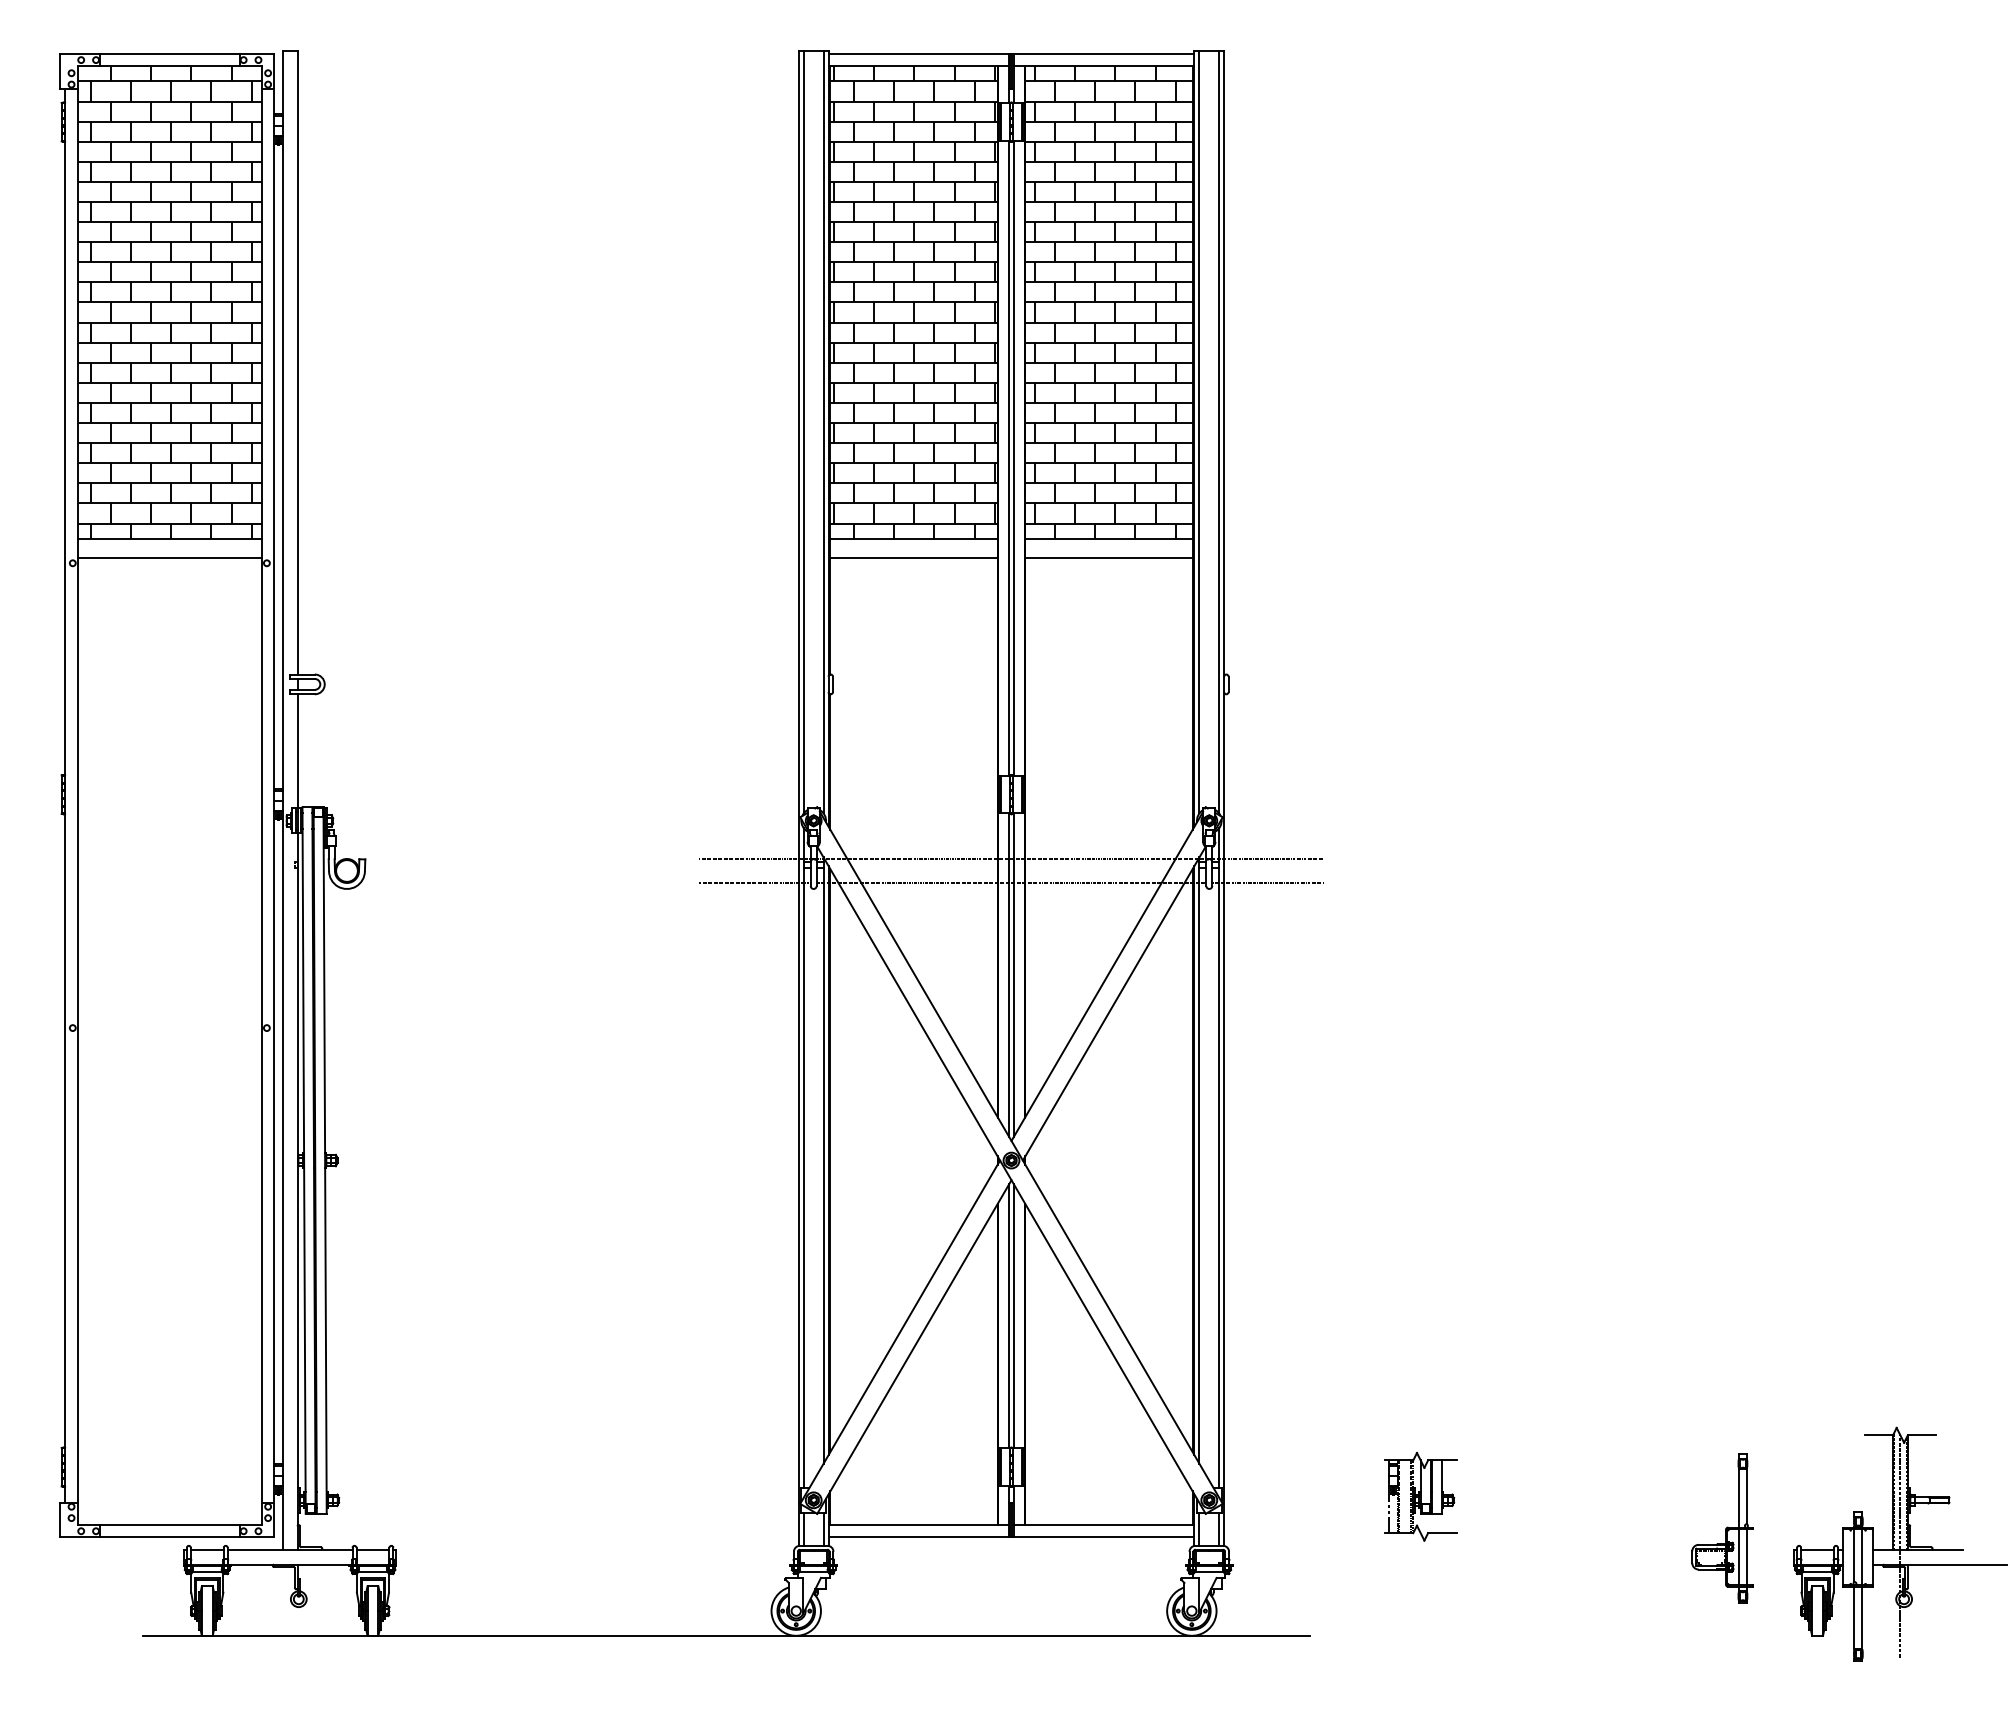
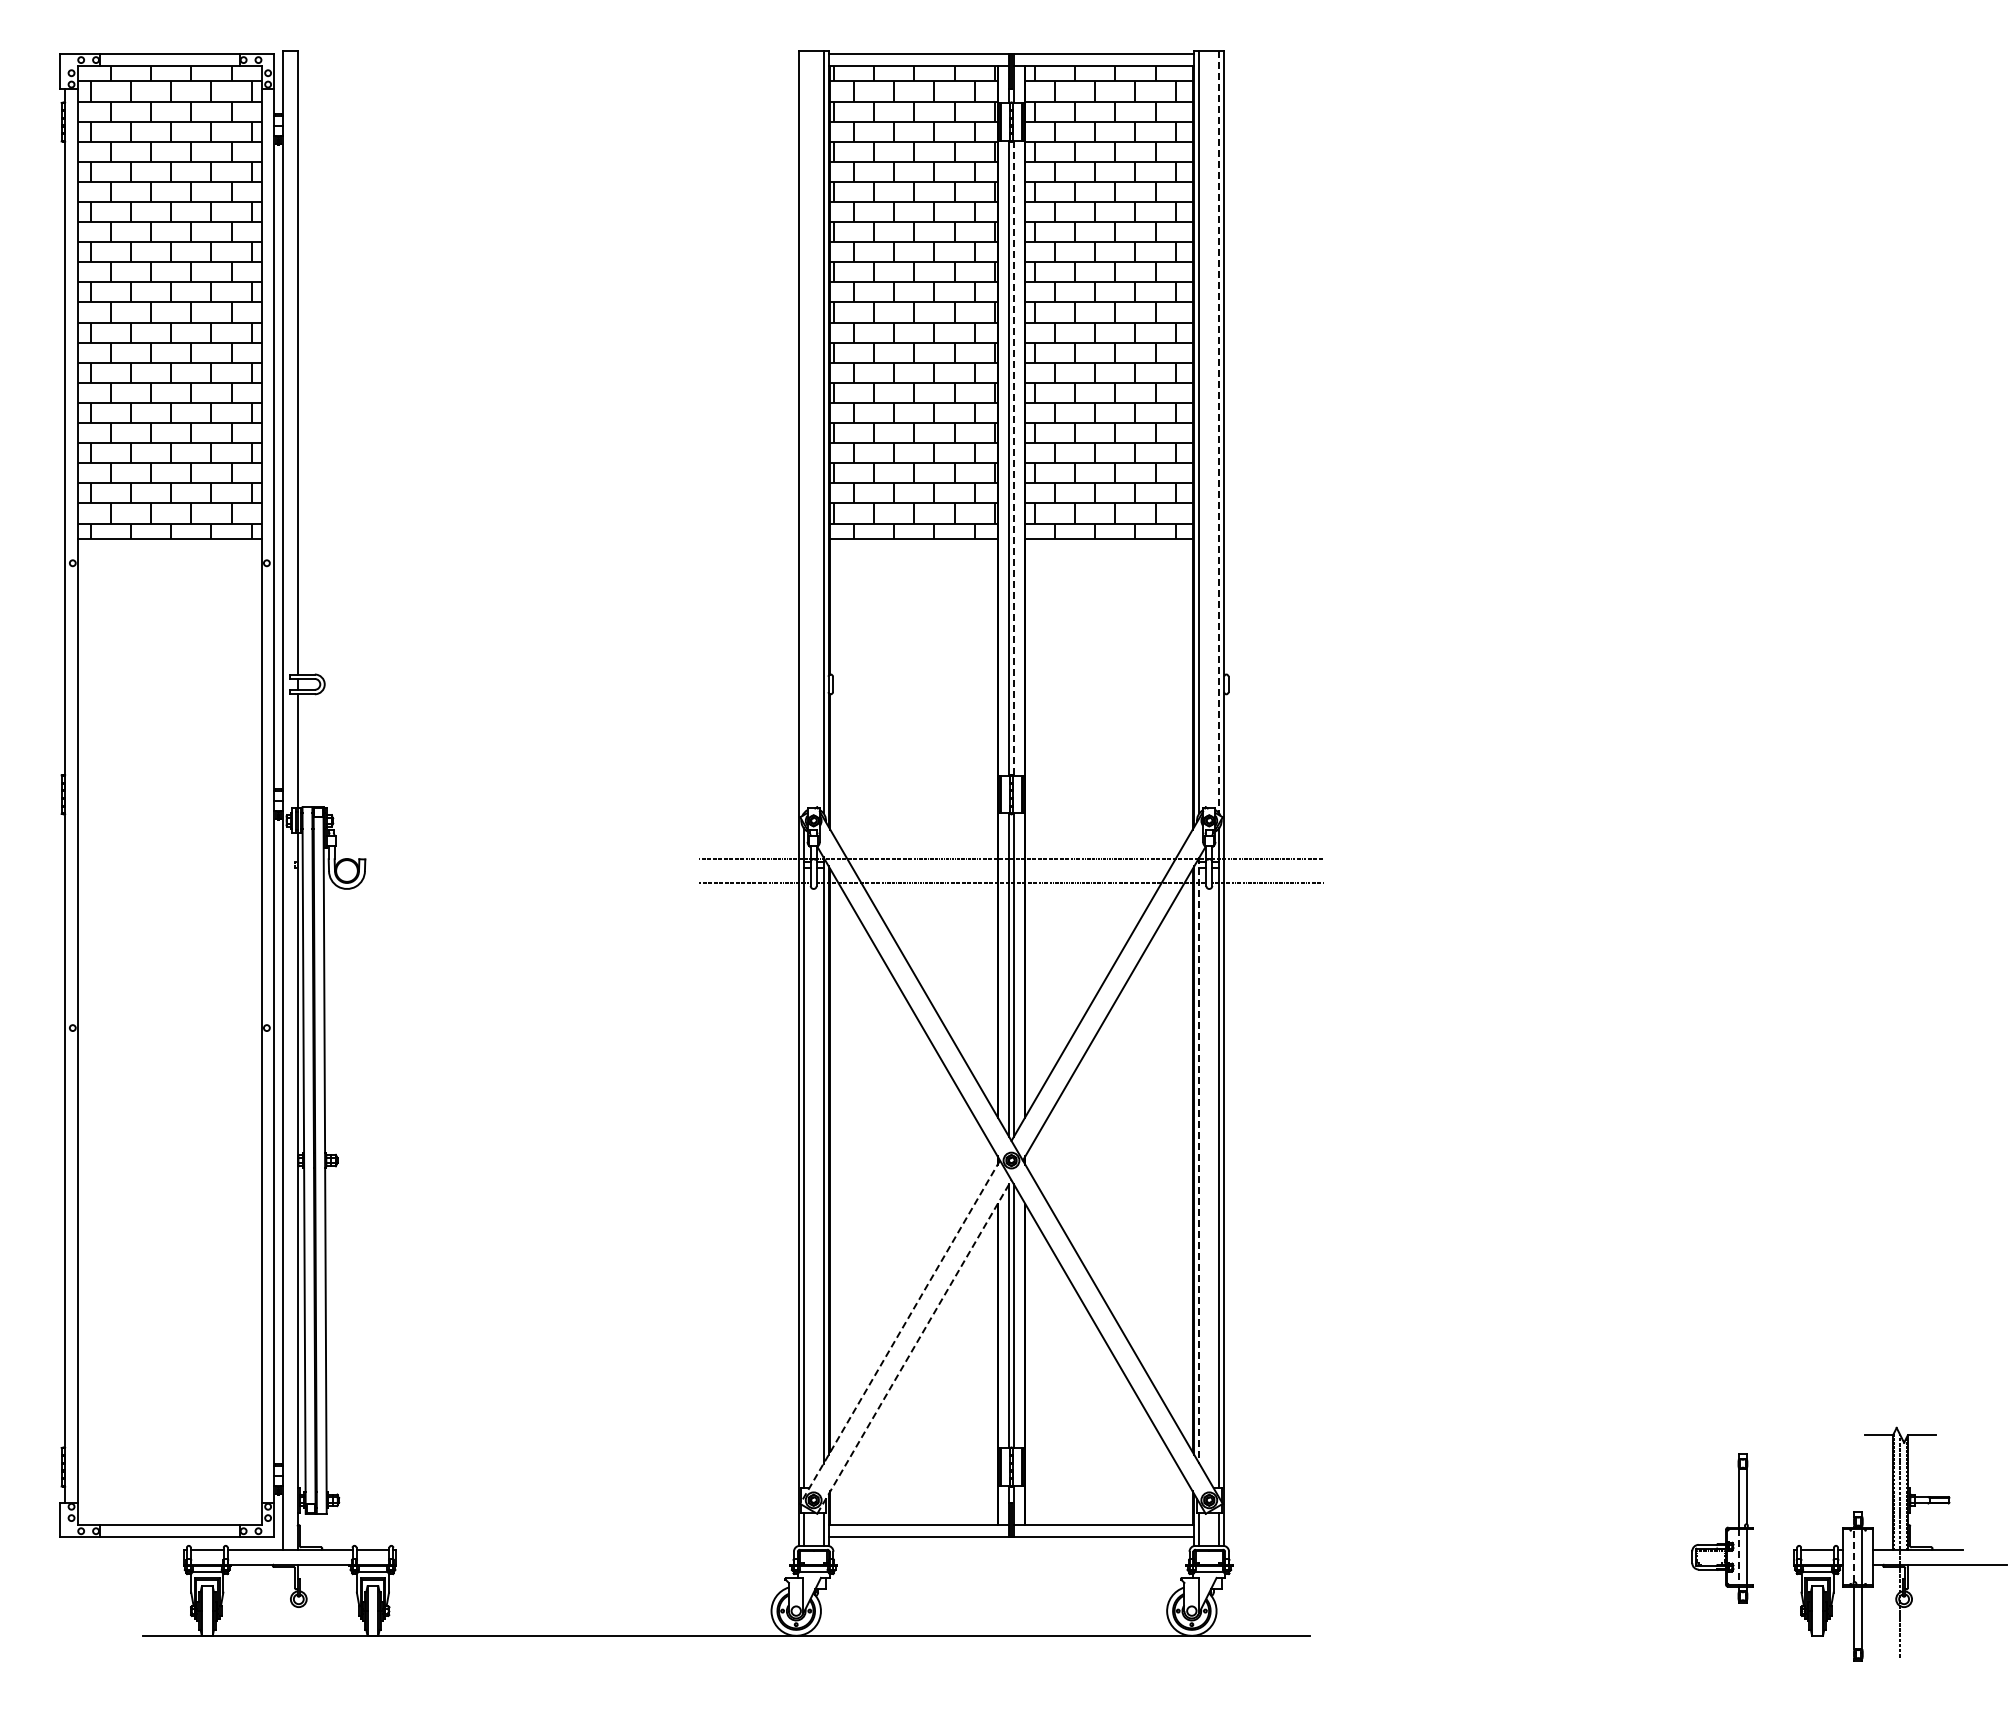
line: present -> none (803, 432)
line: solid -> dashed (1219, 432)
line: solid -> dashed (1013, 458)
line: present -> none (169, 558)
line: present -> none (913, 558)
line: present -> none (1108, 558)
line: solid -> dashed (1199, 1161)
line: solid -> dashed (900, 1332)
line: solid -> dashed (914, 1346)
part: present -> none (1420, 1496)
line: solid -> dashed (1854, 1554)
line: solid -> dashed (1739, 1557)
